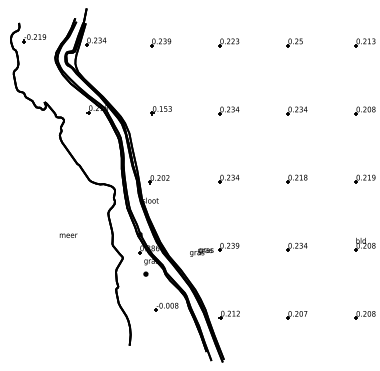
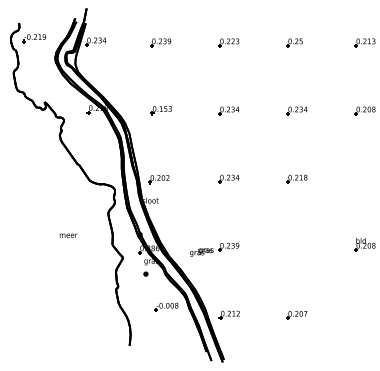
part: present -> none (364, 178)
part: present -> none (296, 246)
part: present -> none (364, 315)
